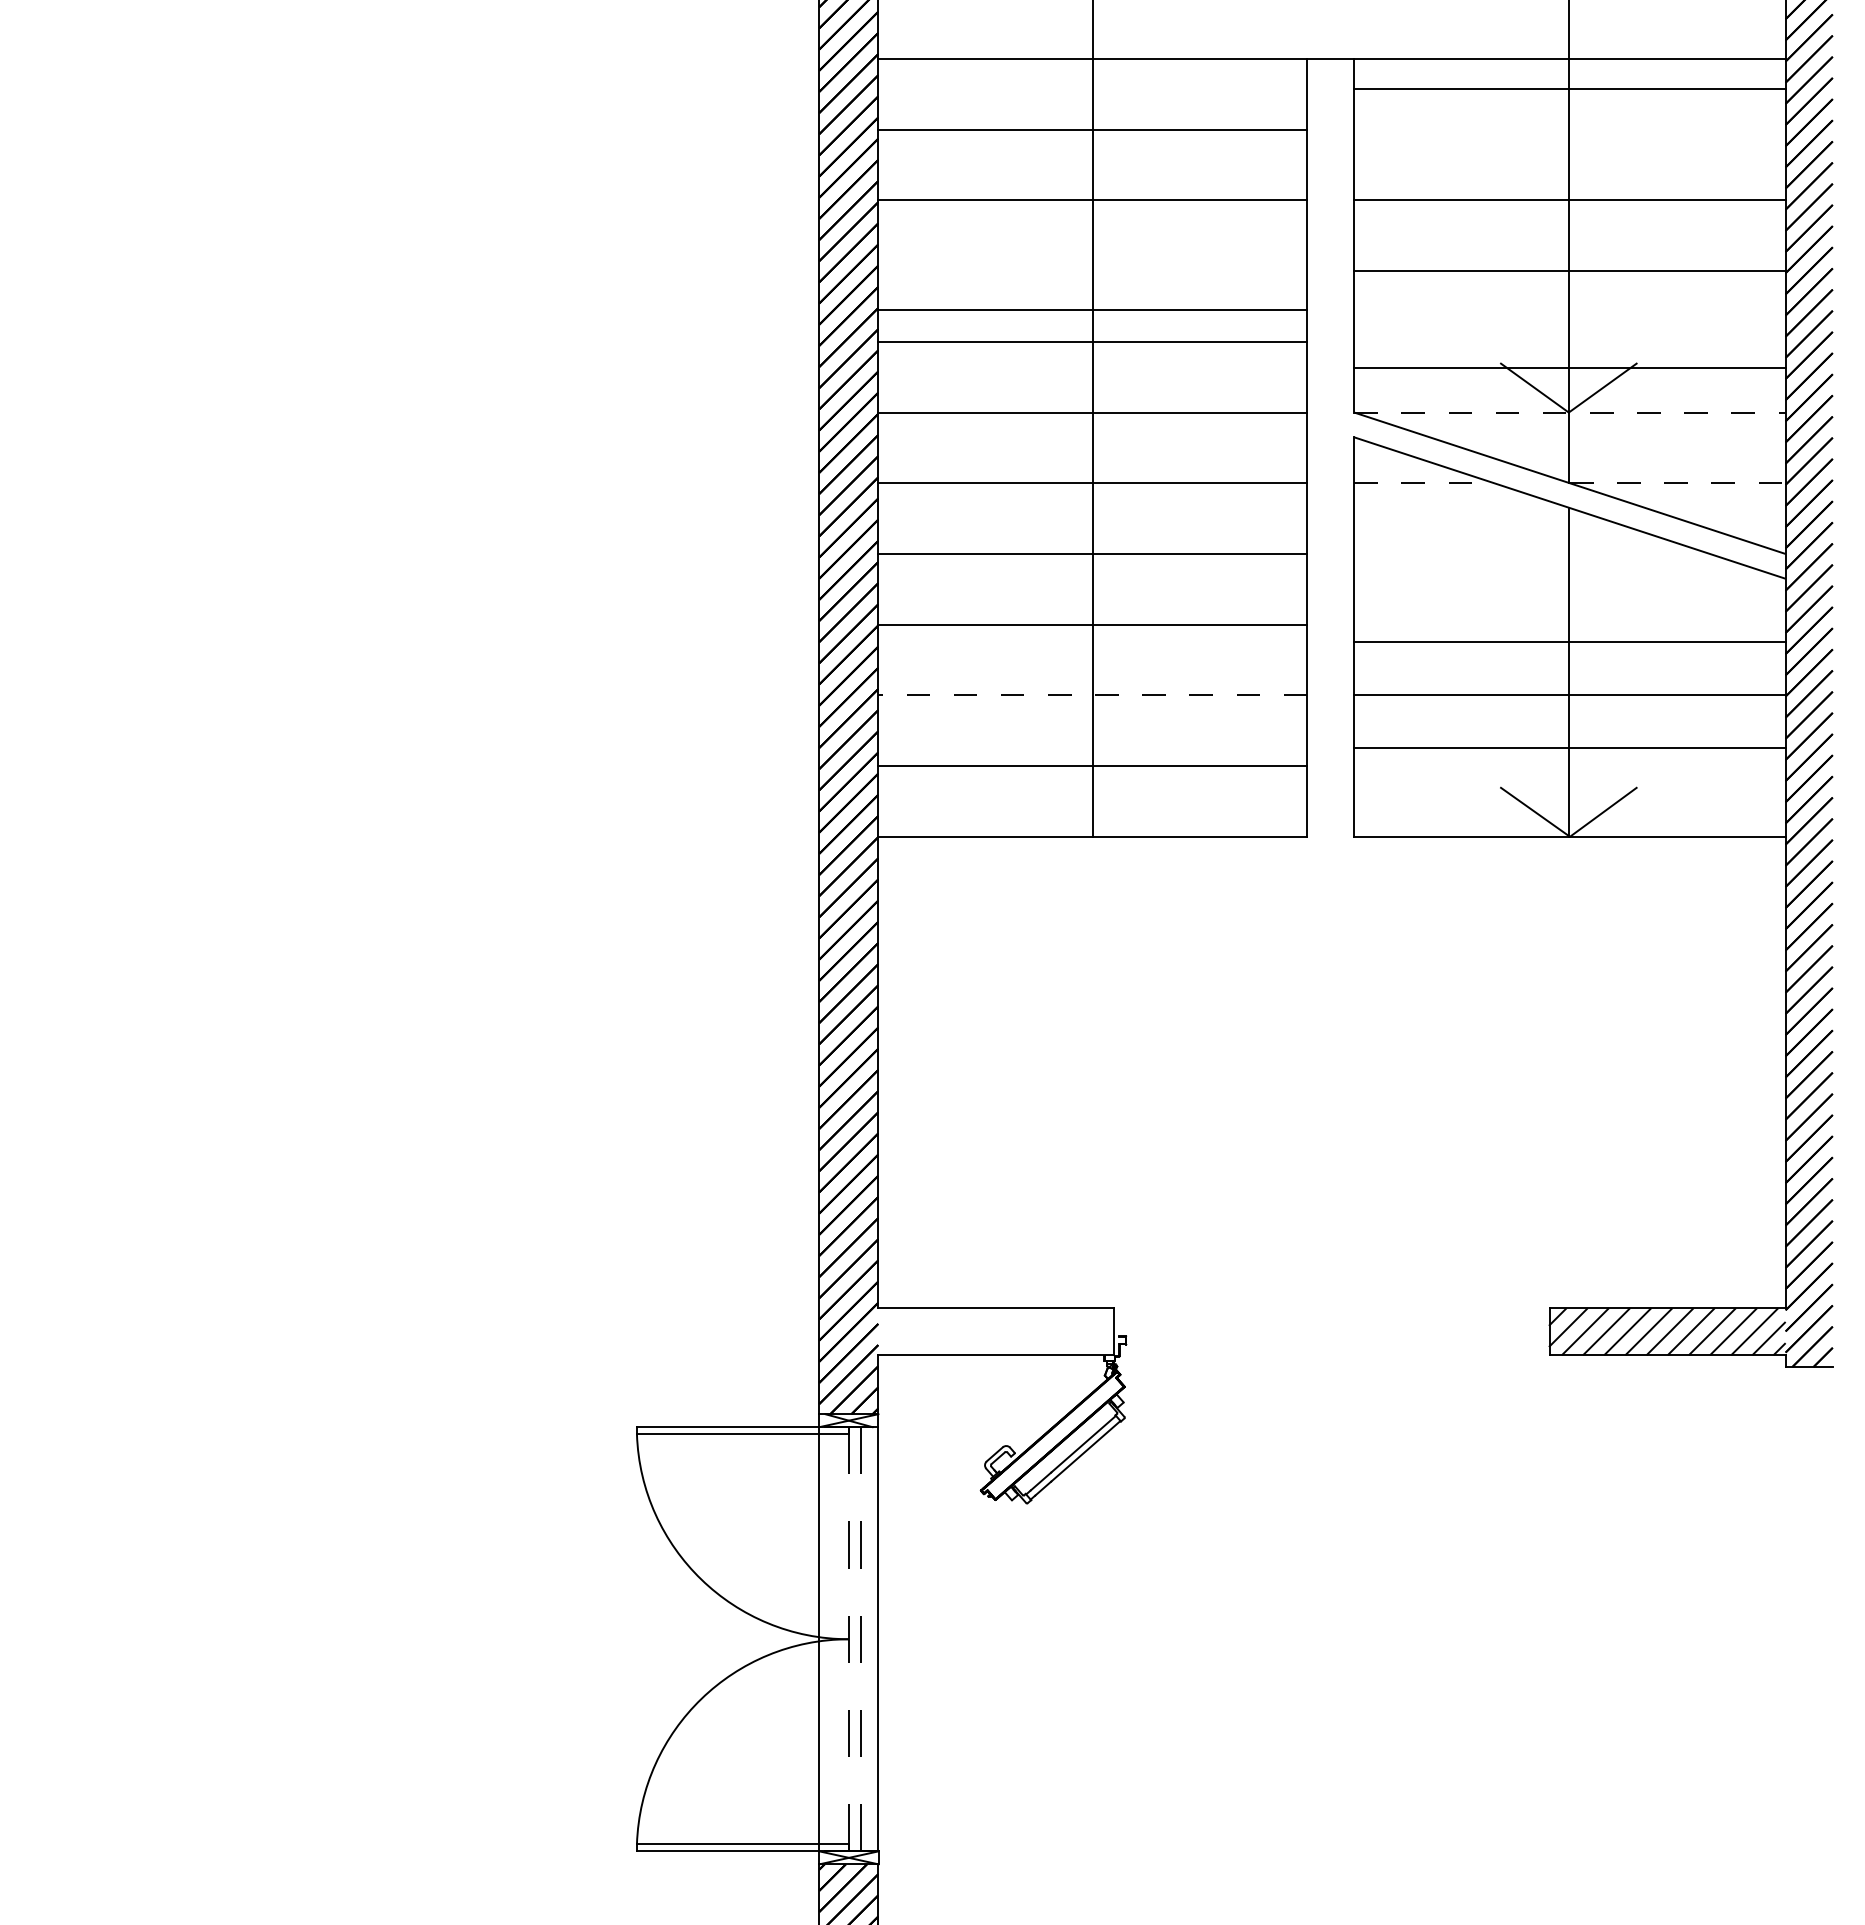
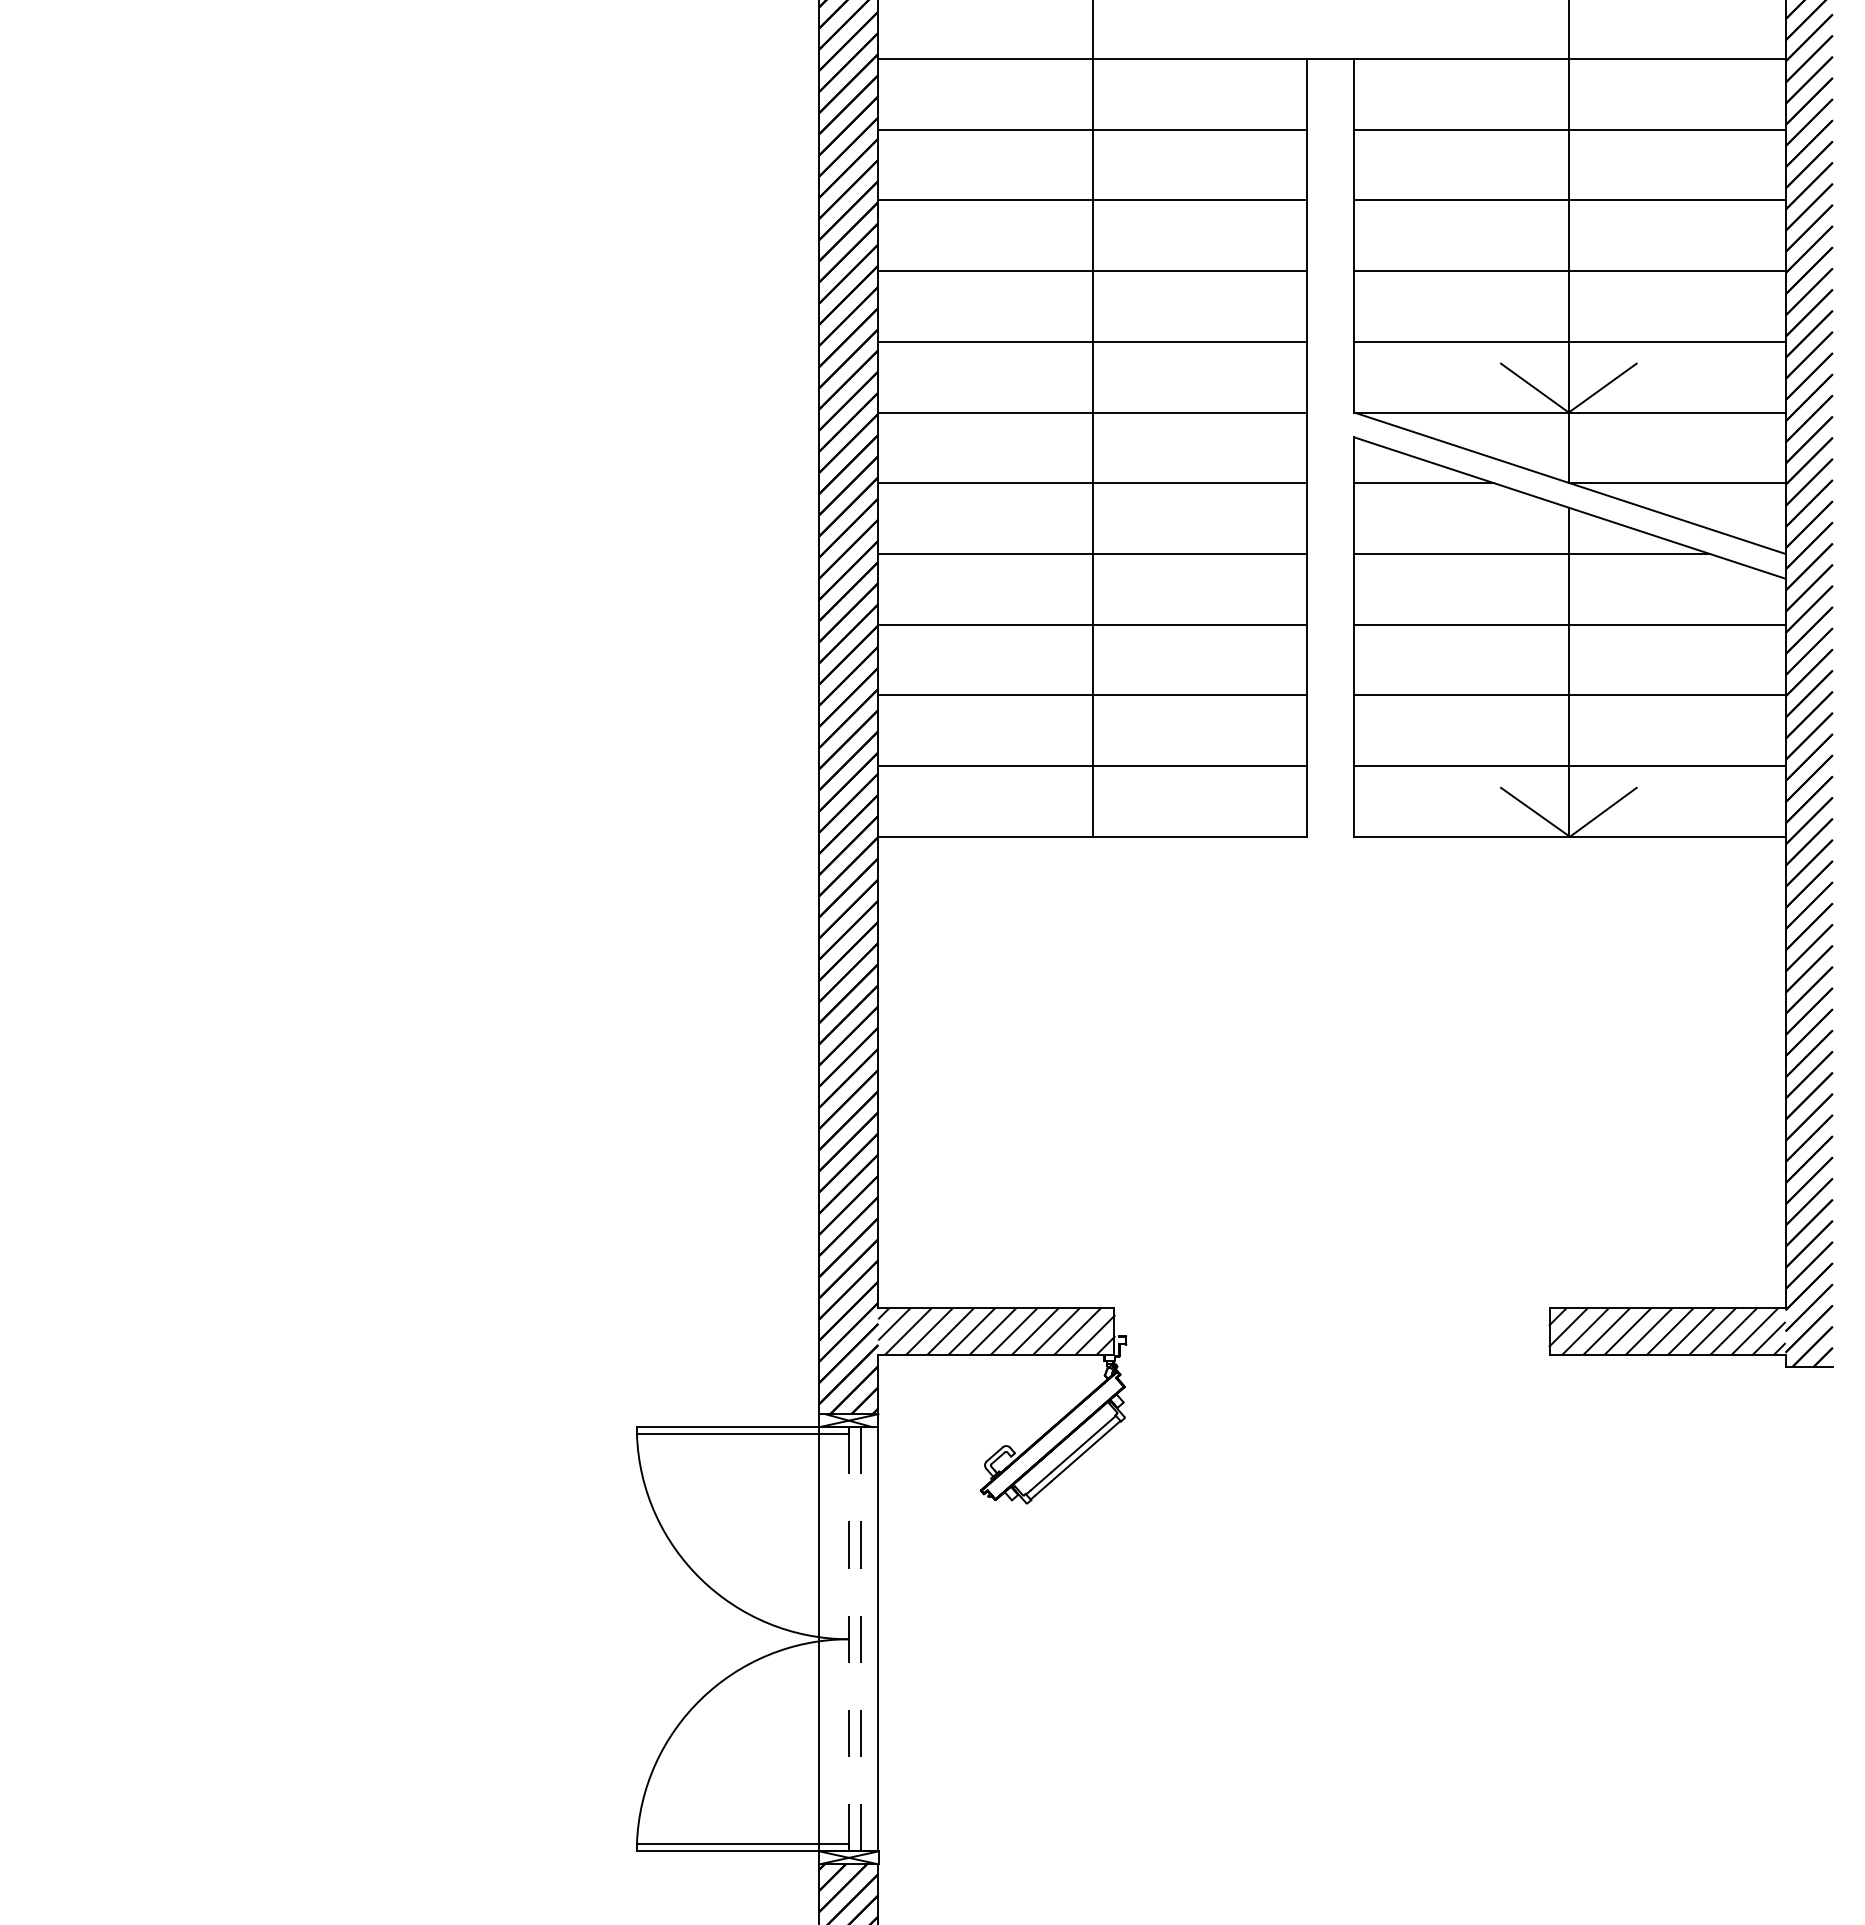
line position: (1569, 88) -> (1569, 129) (1569, 129)
line position: (1092, 310) -> (1092, 271) (1092, 271)
line position: (1569, 367) -> (1569, 341) (1569, 341)
line: dashed -> solid (1569, 412)
line: dashed -> solid (1424, 483)
line: dashed -> solid (1677, 483)
line: none -> present (1531, 553)
line position: (1569, 641) -> (1569, 624) (1569, 624)
line: dashed -> solid (1092, 695)
line position: (1569, 748) -> (1569, 766) (1569, 766)
hatch: none -> present (996, 1331)
